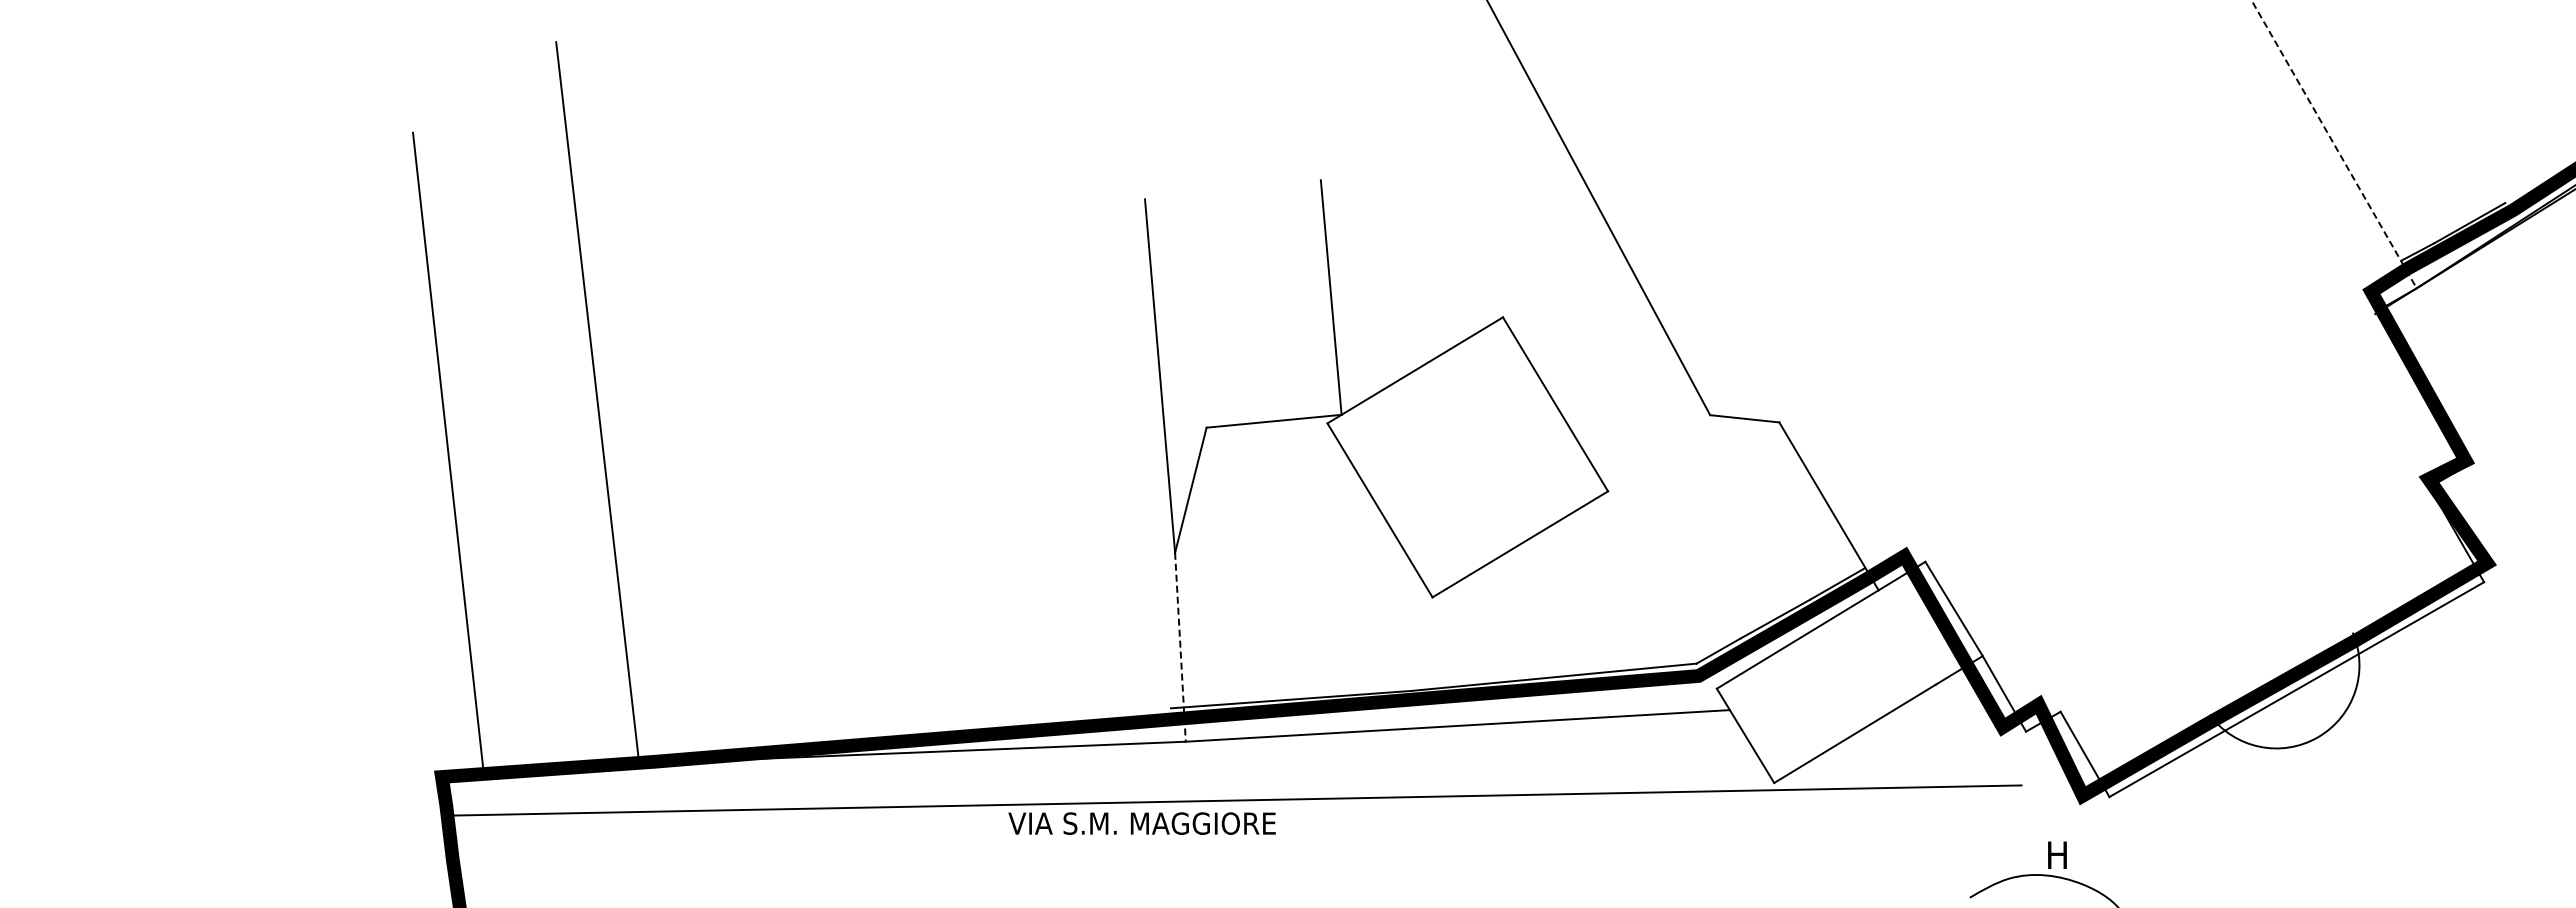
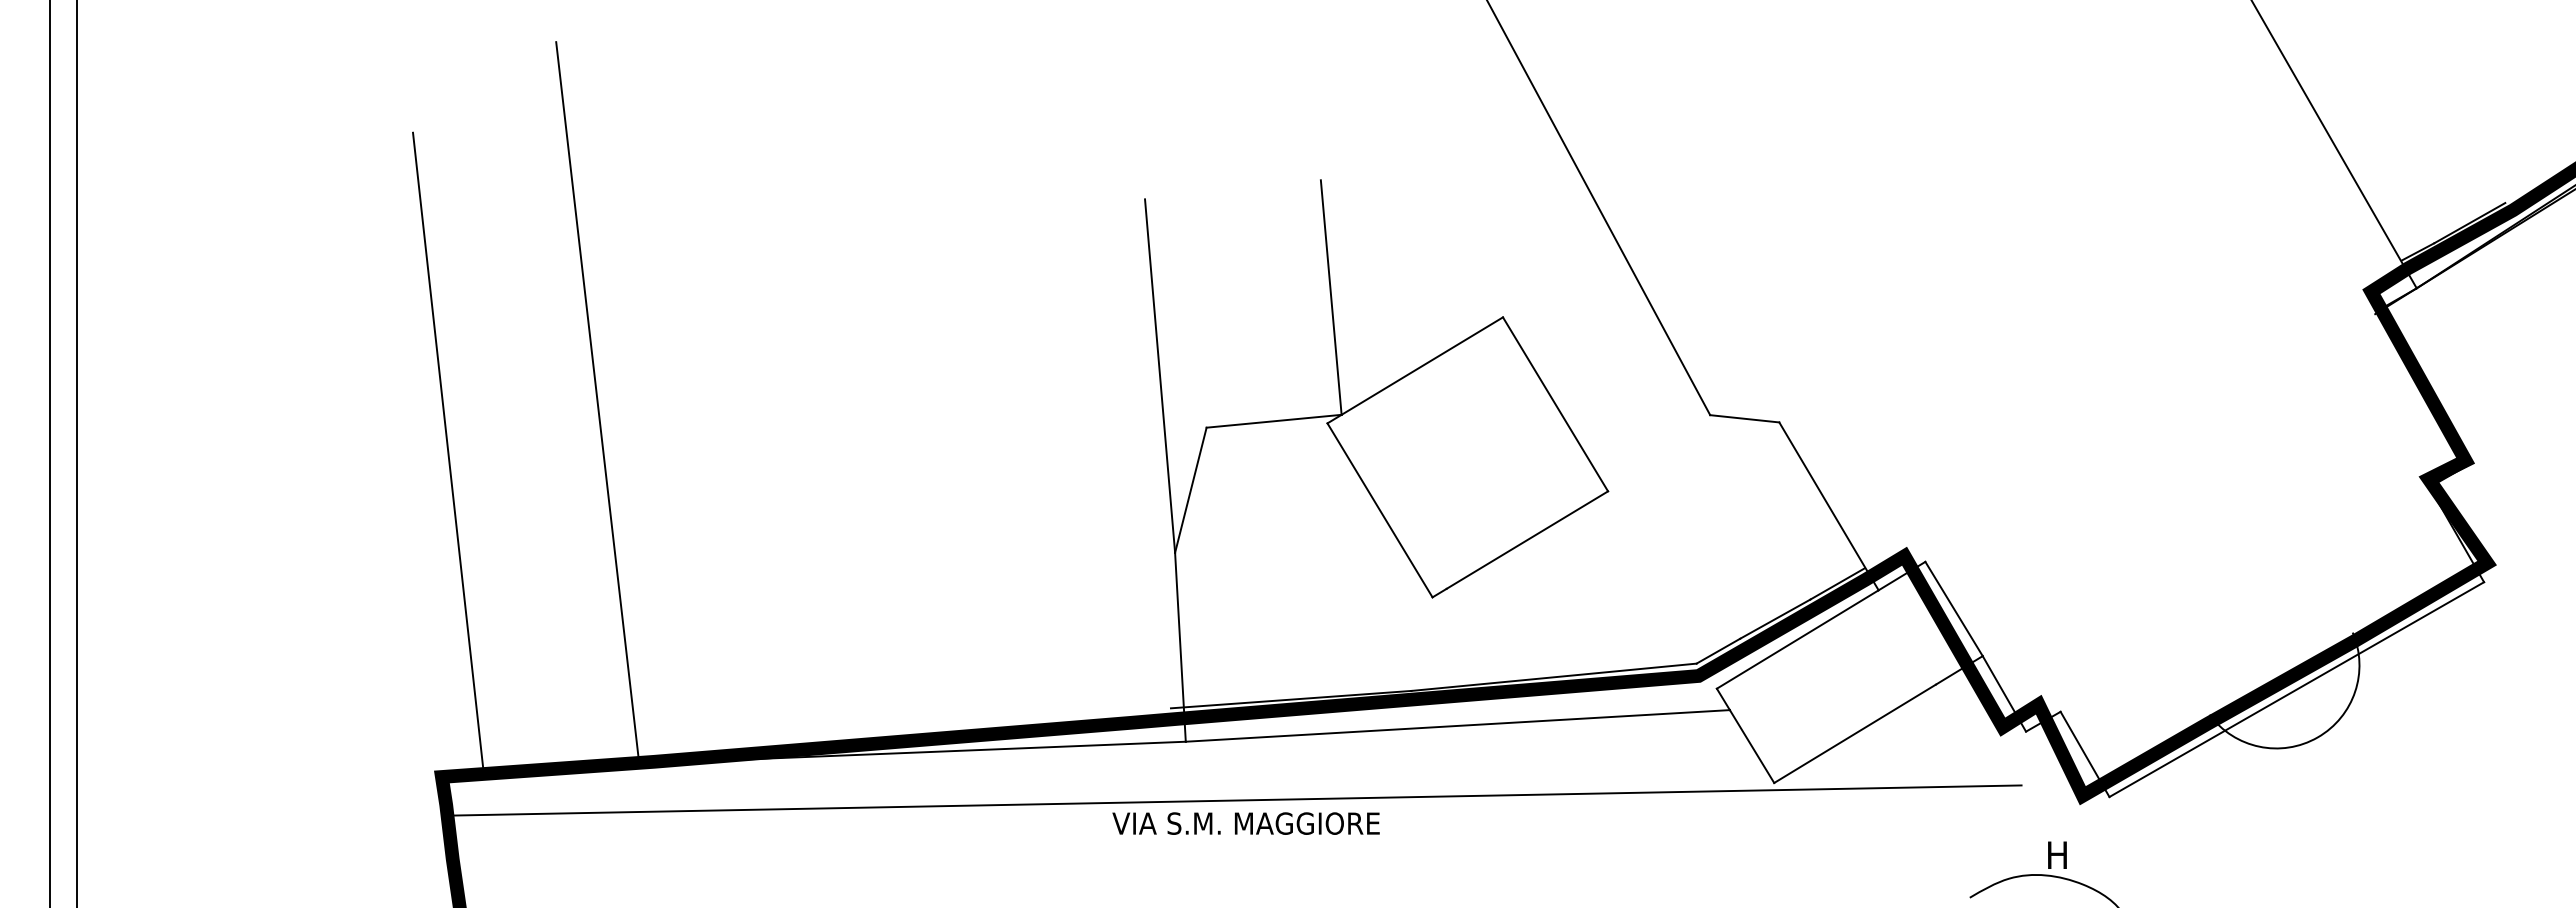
line: dashed -> solid (2334, 144)
line: none -> present (49, 453)
line: none -> present (77, 453)
line: dashed -> solid (1180, 647)
text position: (1141, 823) -> (1245, 823) (1245, 823)
